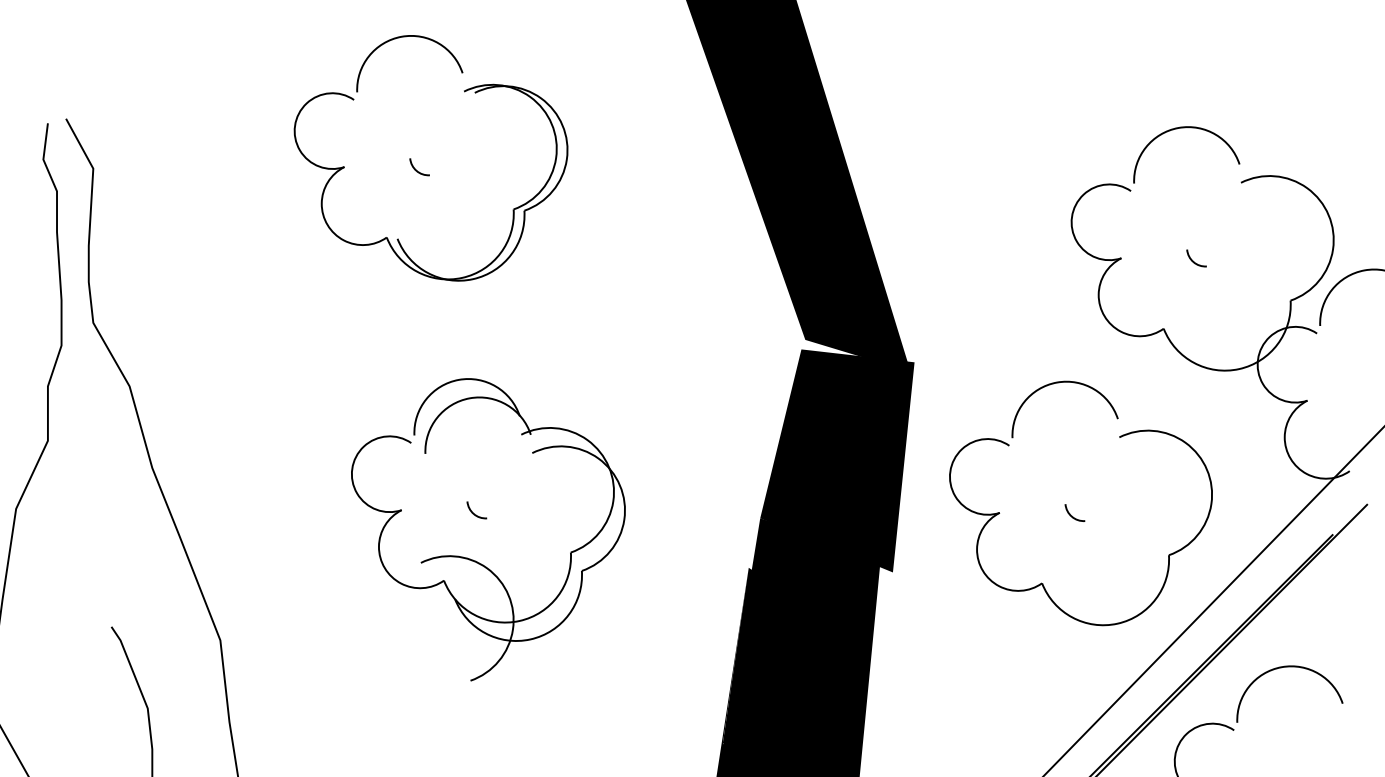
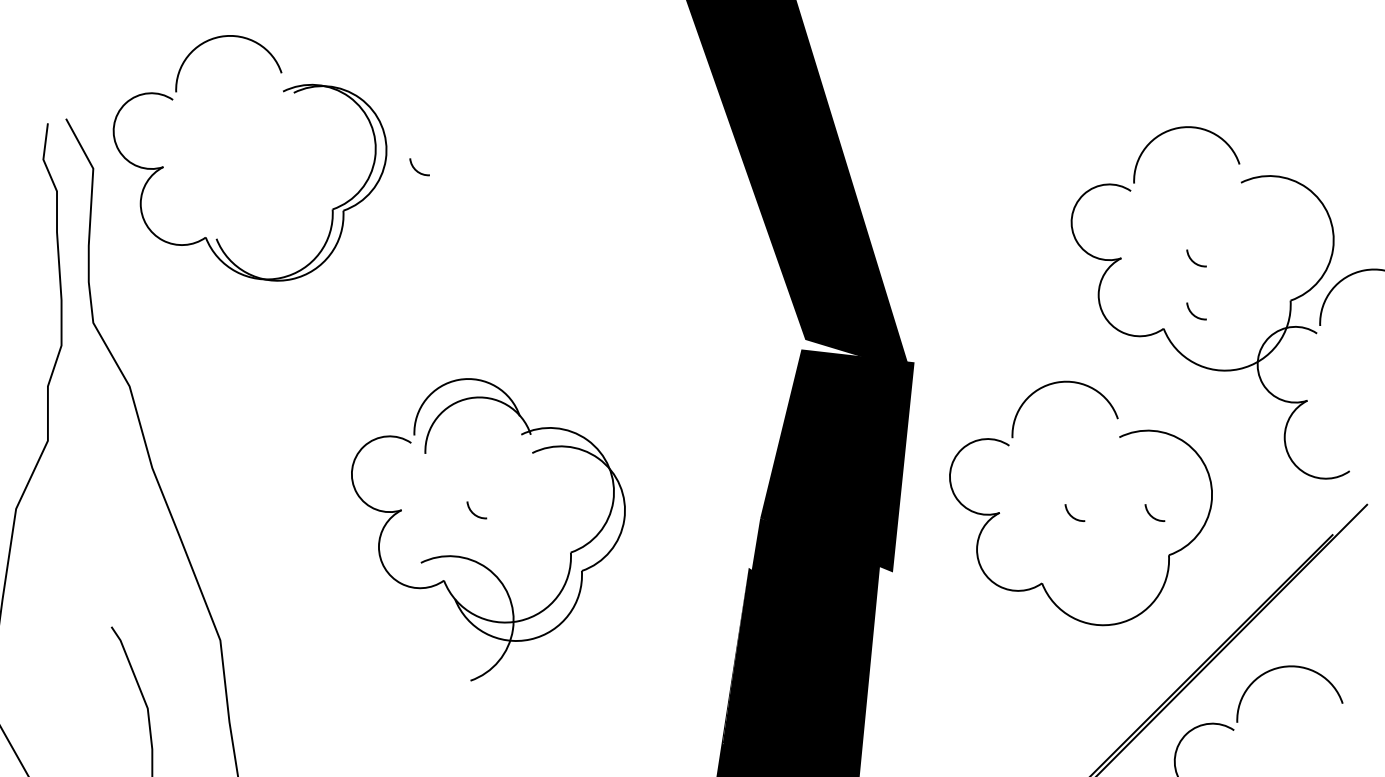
part position: (464, 92) -> (283, 92) (283, 92)
arc: none -> present (1193, 313)
arc: none -> present (1152, 515)
line: present -> none (1213, 601)
